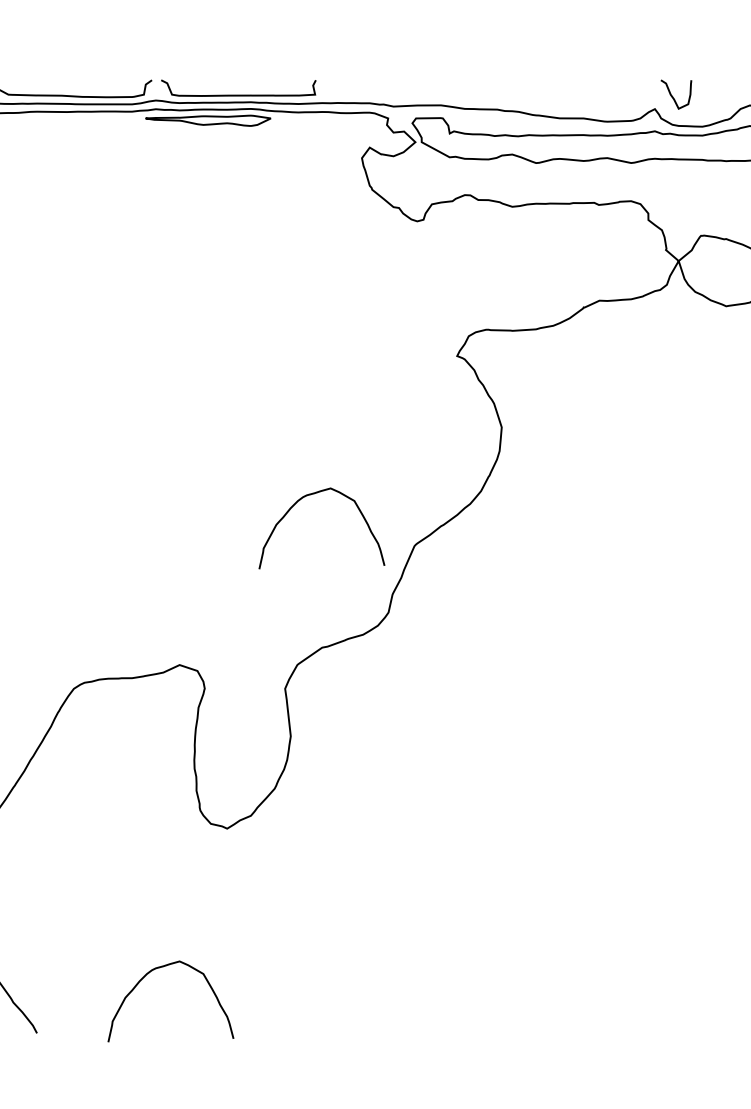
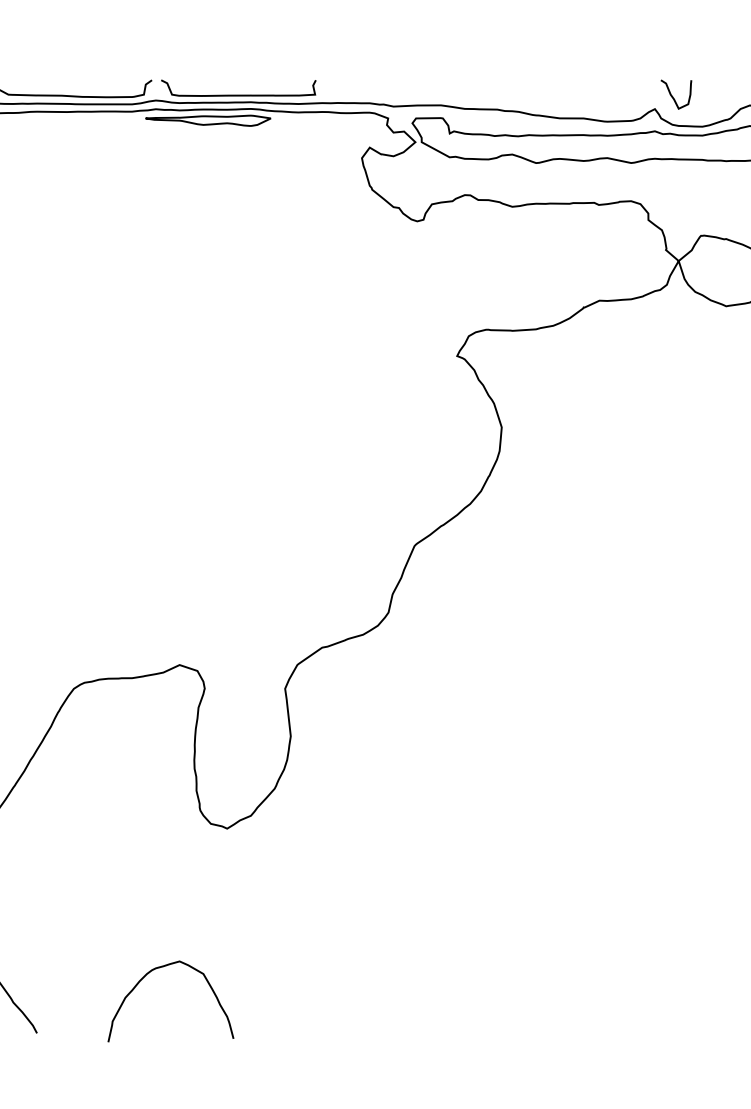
curve: present -> none (314, 494)
